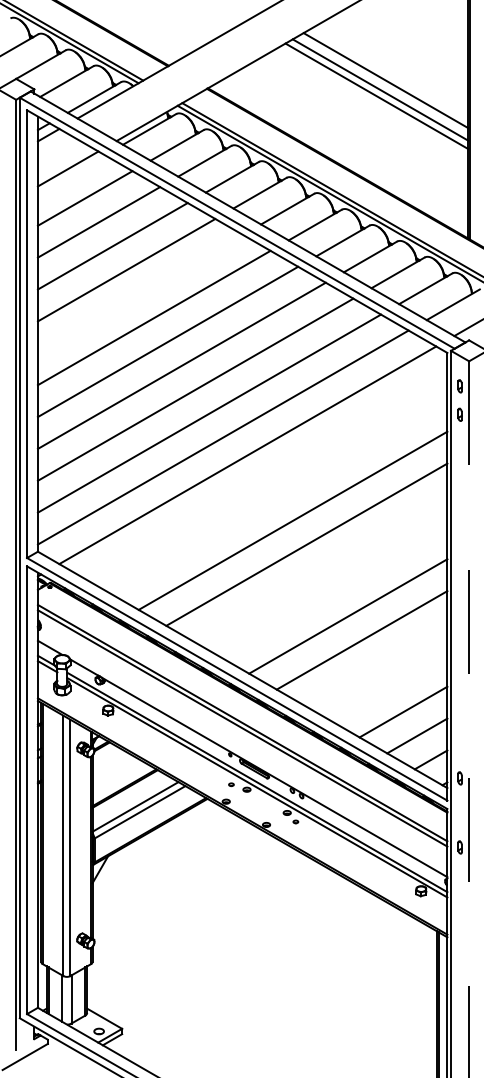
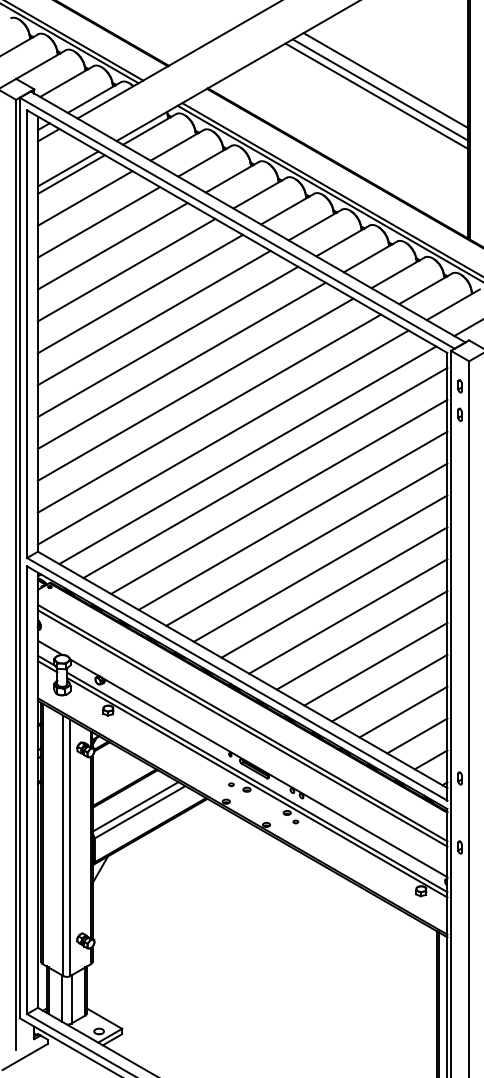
line: none -> present (70, 174)
line: none -> present (139, 293)
line: none -> present (265, 472)
line: none -> present (279, 496)
line: none -> present (320, 568)
line: none -> present (334, 592)
line: none -> present (375, 663)
line: none -> present (389, 687)
line: dashed -> solid (469, 719)
